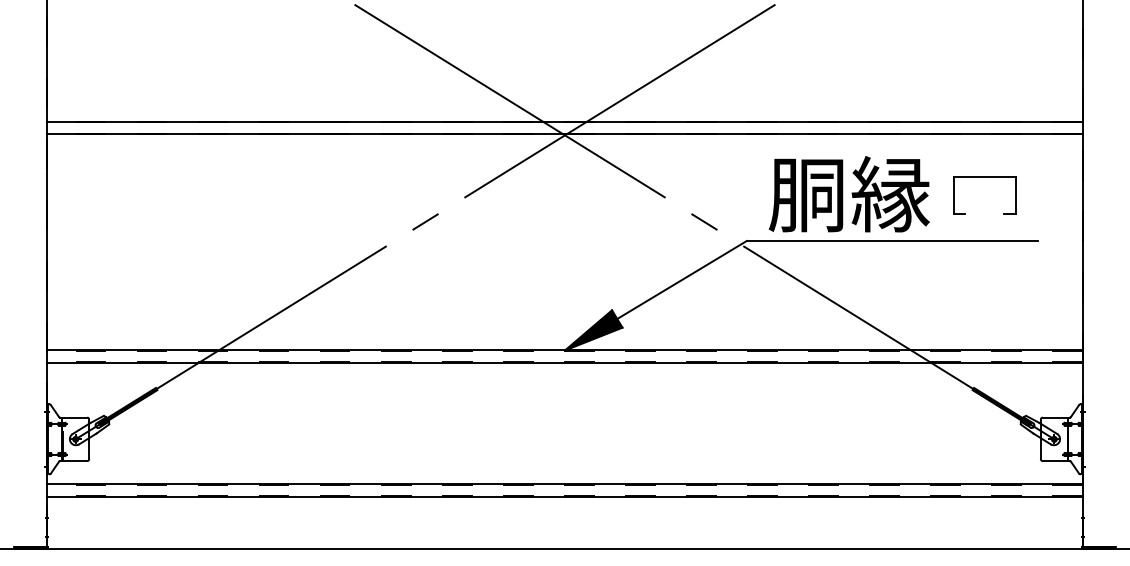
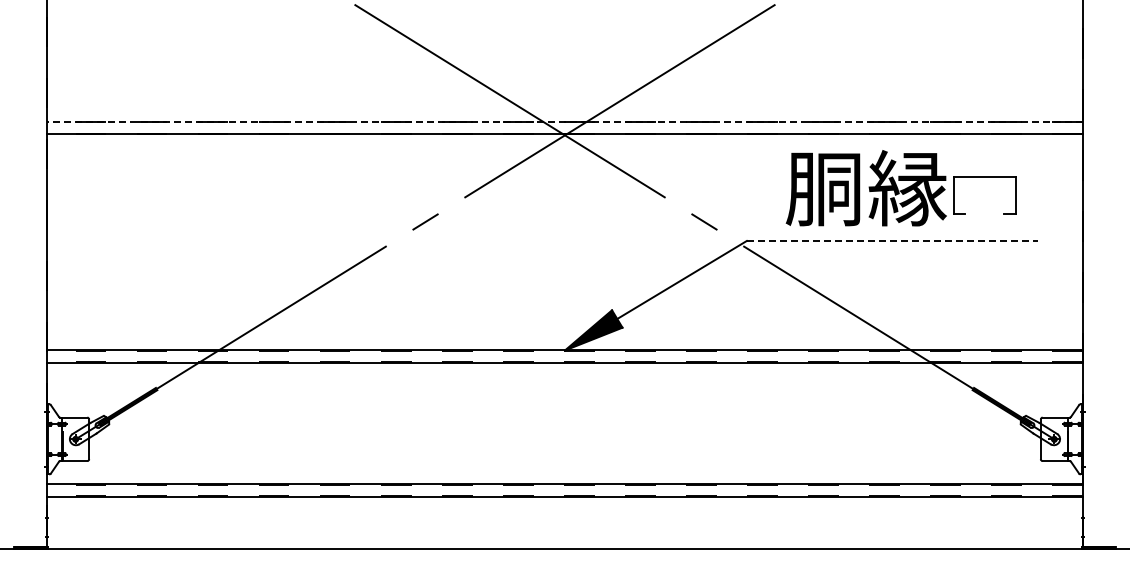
line: solid -> dashed (565, 121)
text position: (848, 194) -> (865, 188) (865, 188)
line: solid -> dashed (892, 240)
